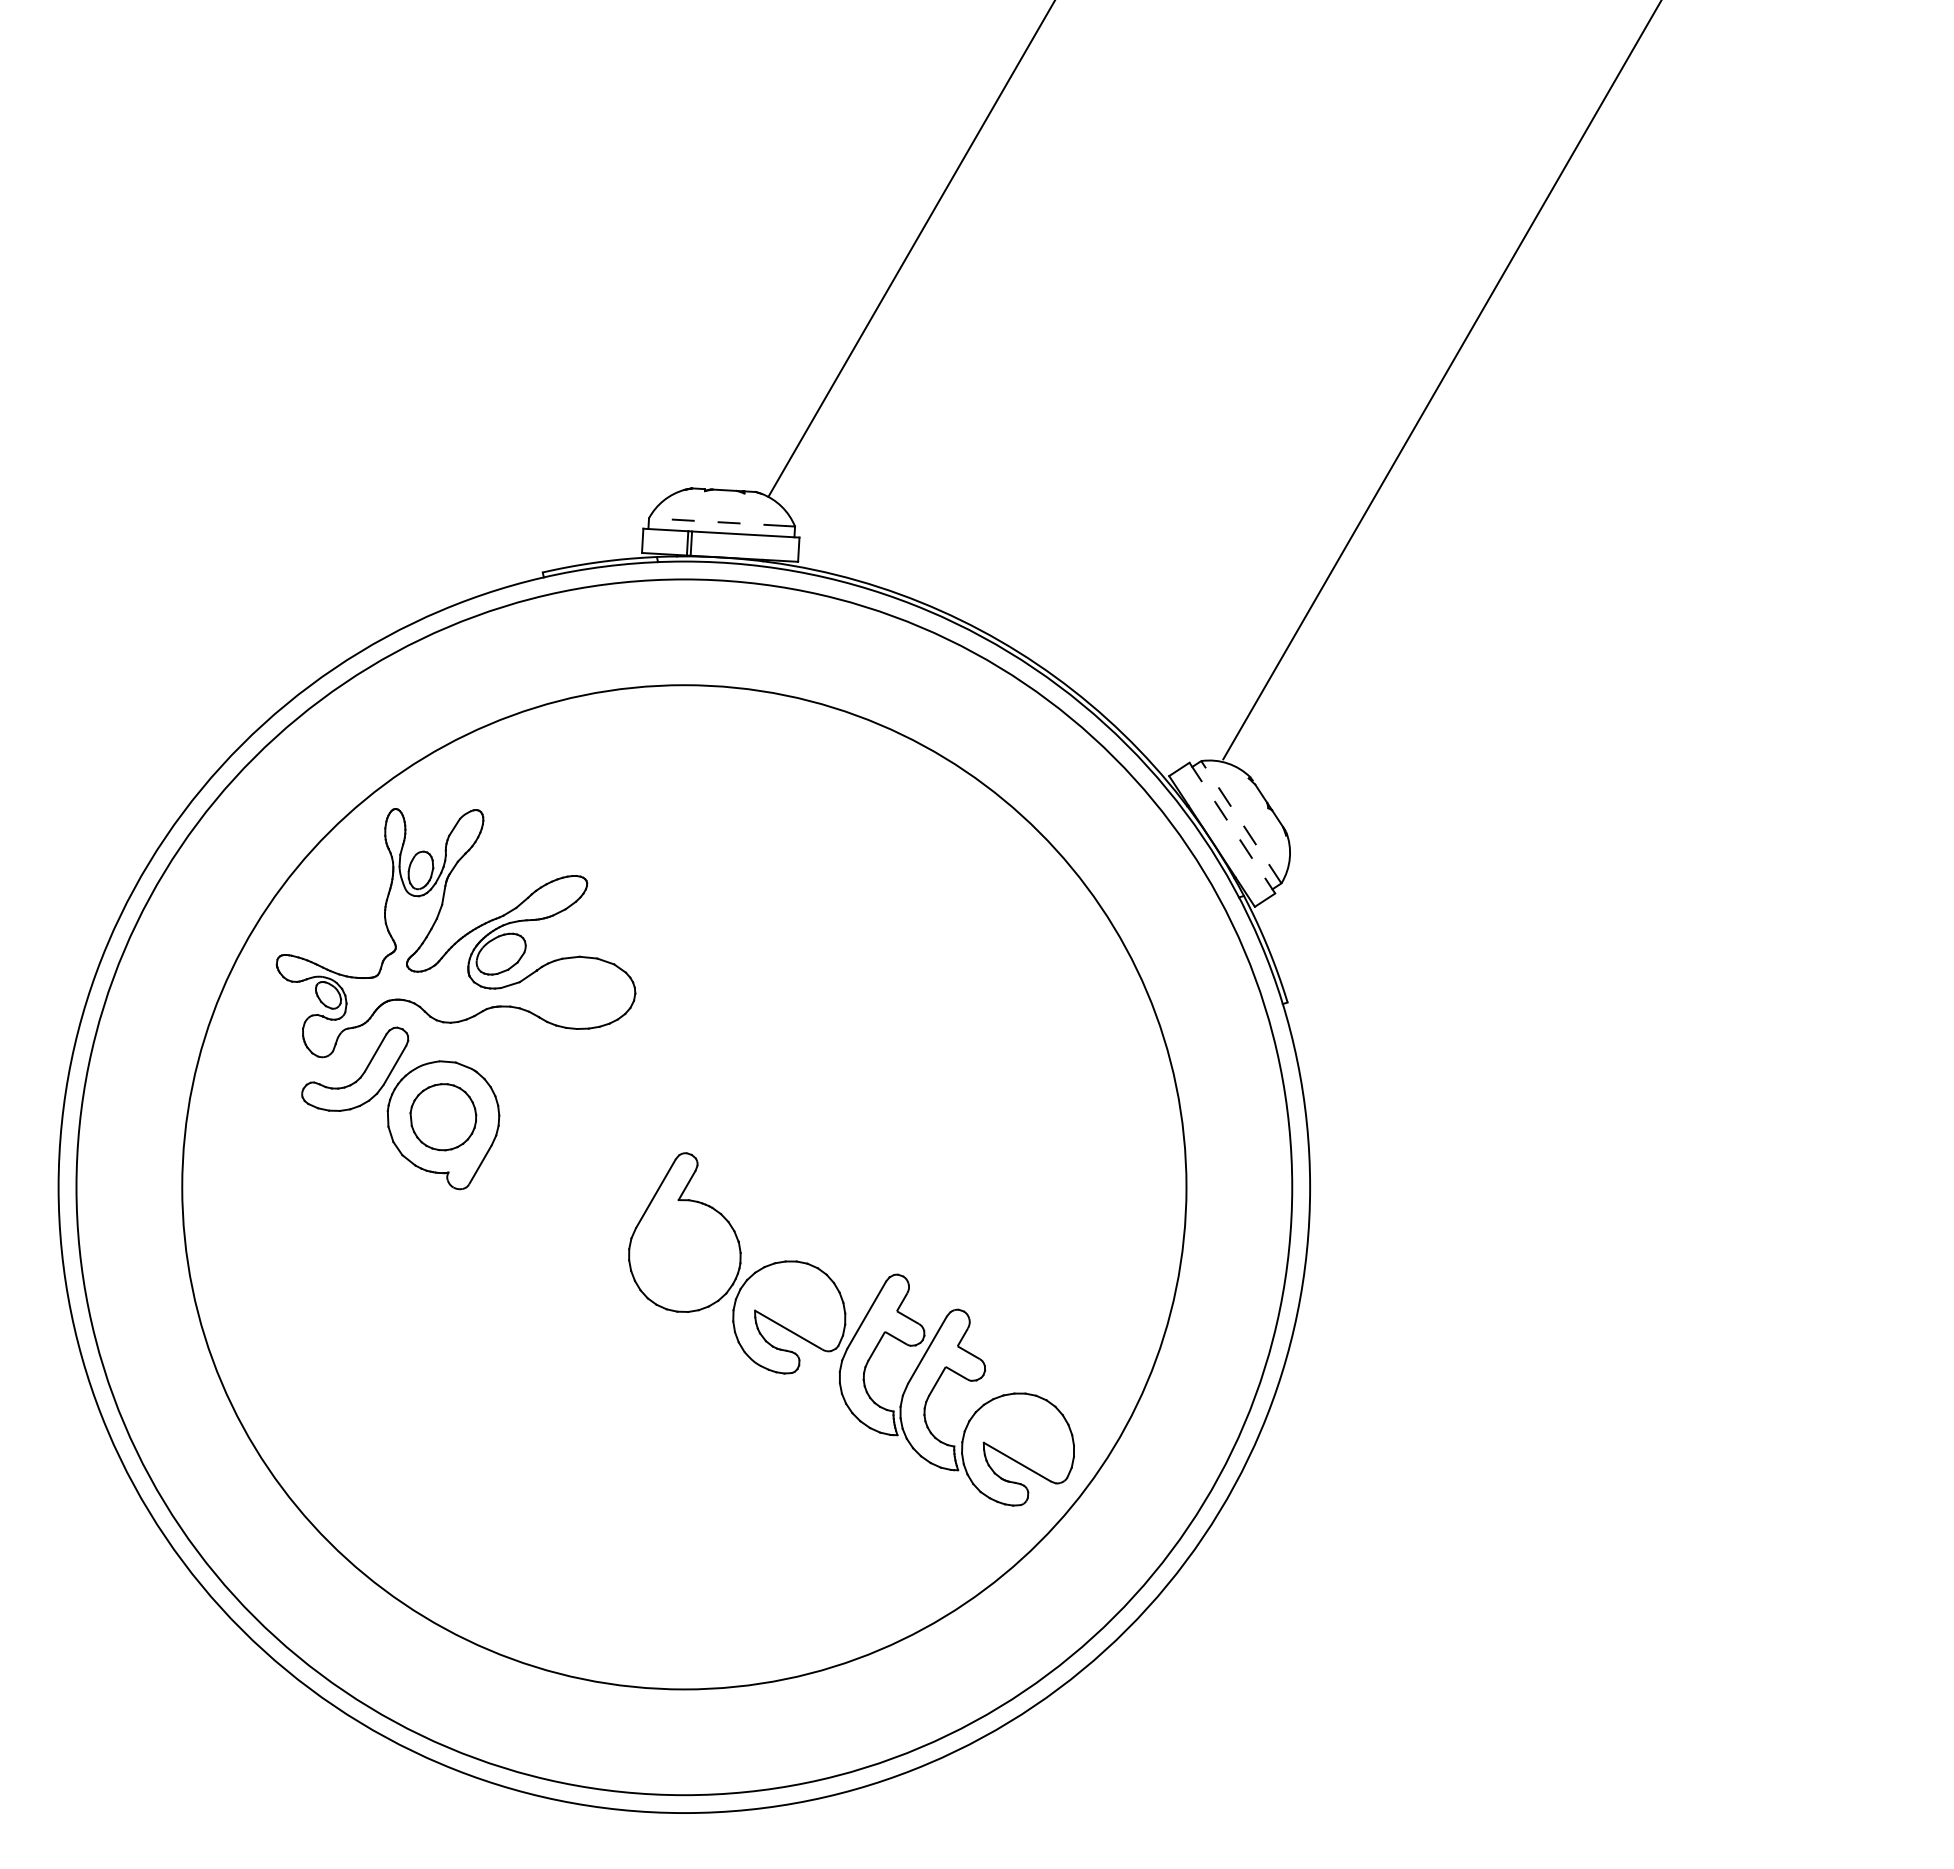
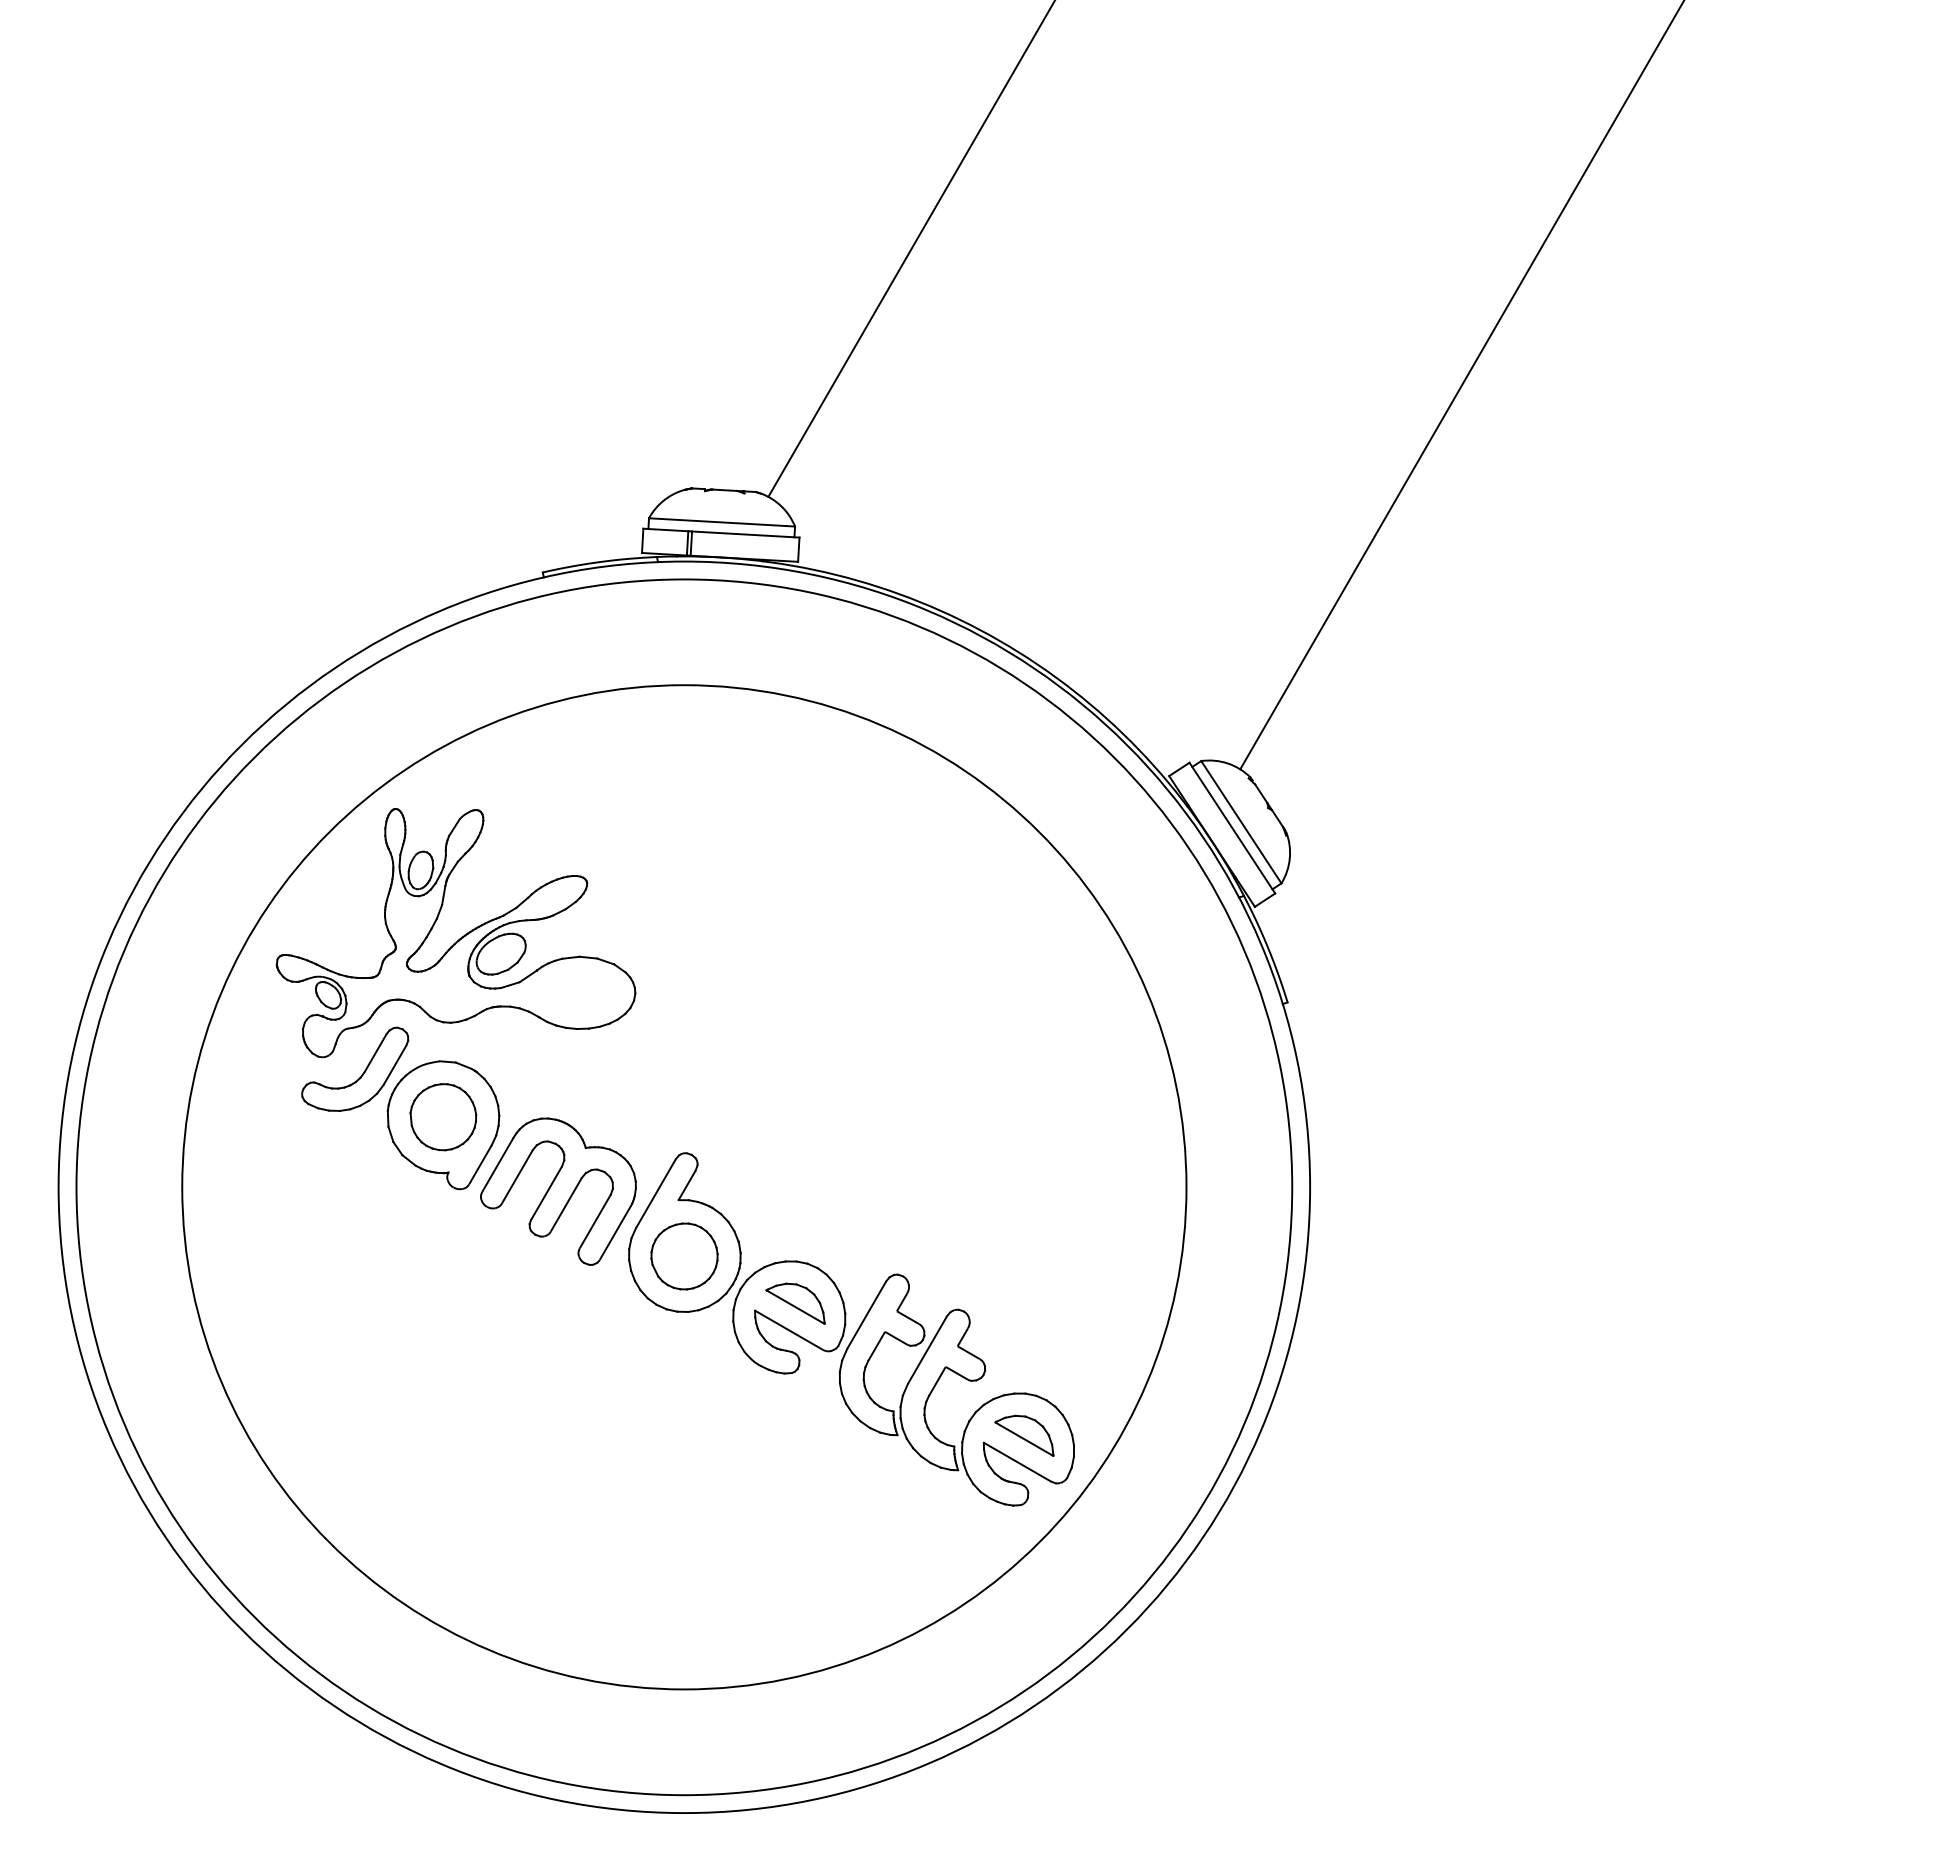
line position: (1441, 380) -> (1461, 385) (1461, 385)
line: dashed -> solid (717, 522)
line: dashed -> solid (1241, 821)
line: dashed -> solid (1232, 828)
part: none -> present (558, 1191)
part: none -> present (684, 1256)
part: none -> present (795, 1303)
part: none -> present (1024, 1435)
